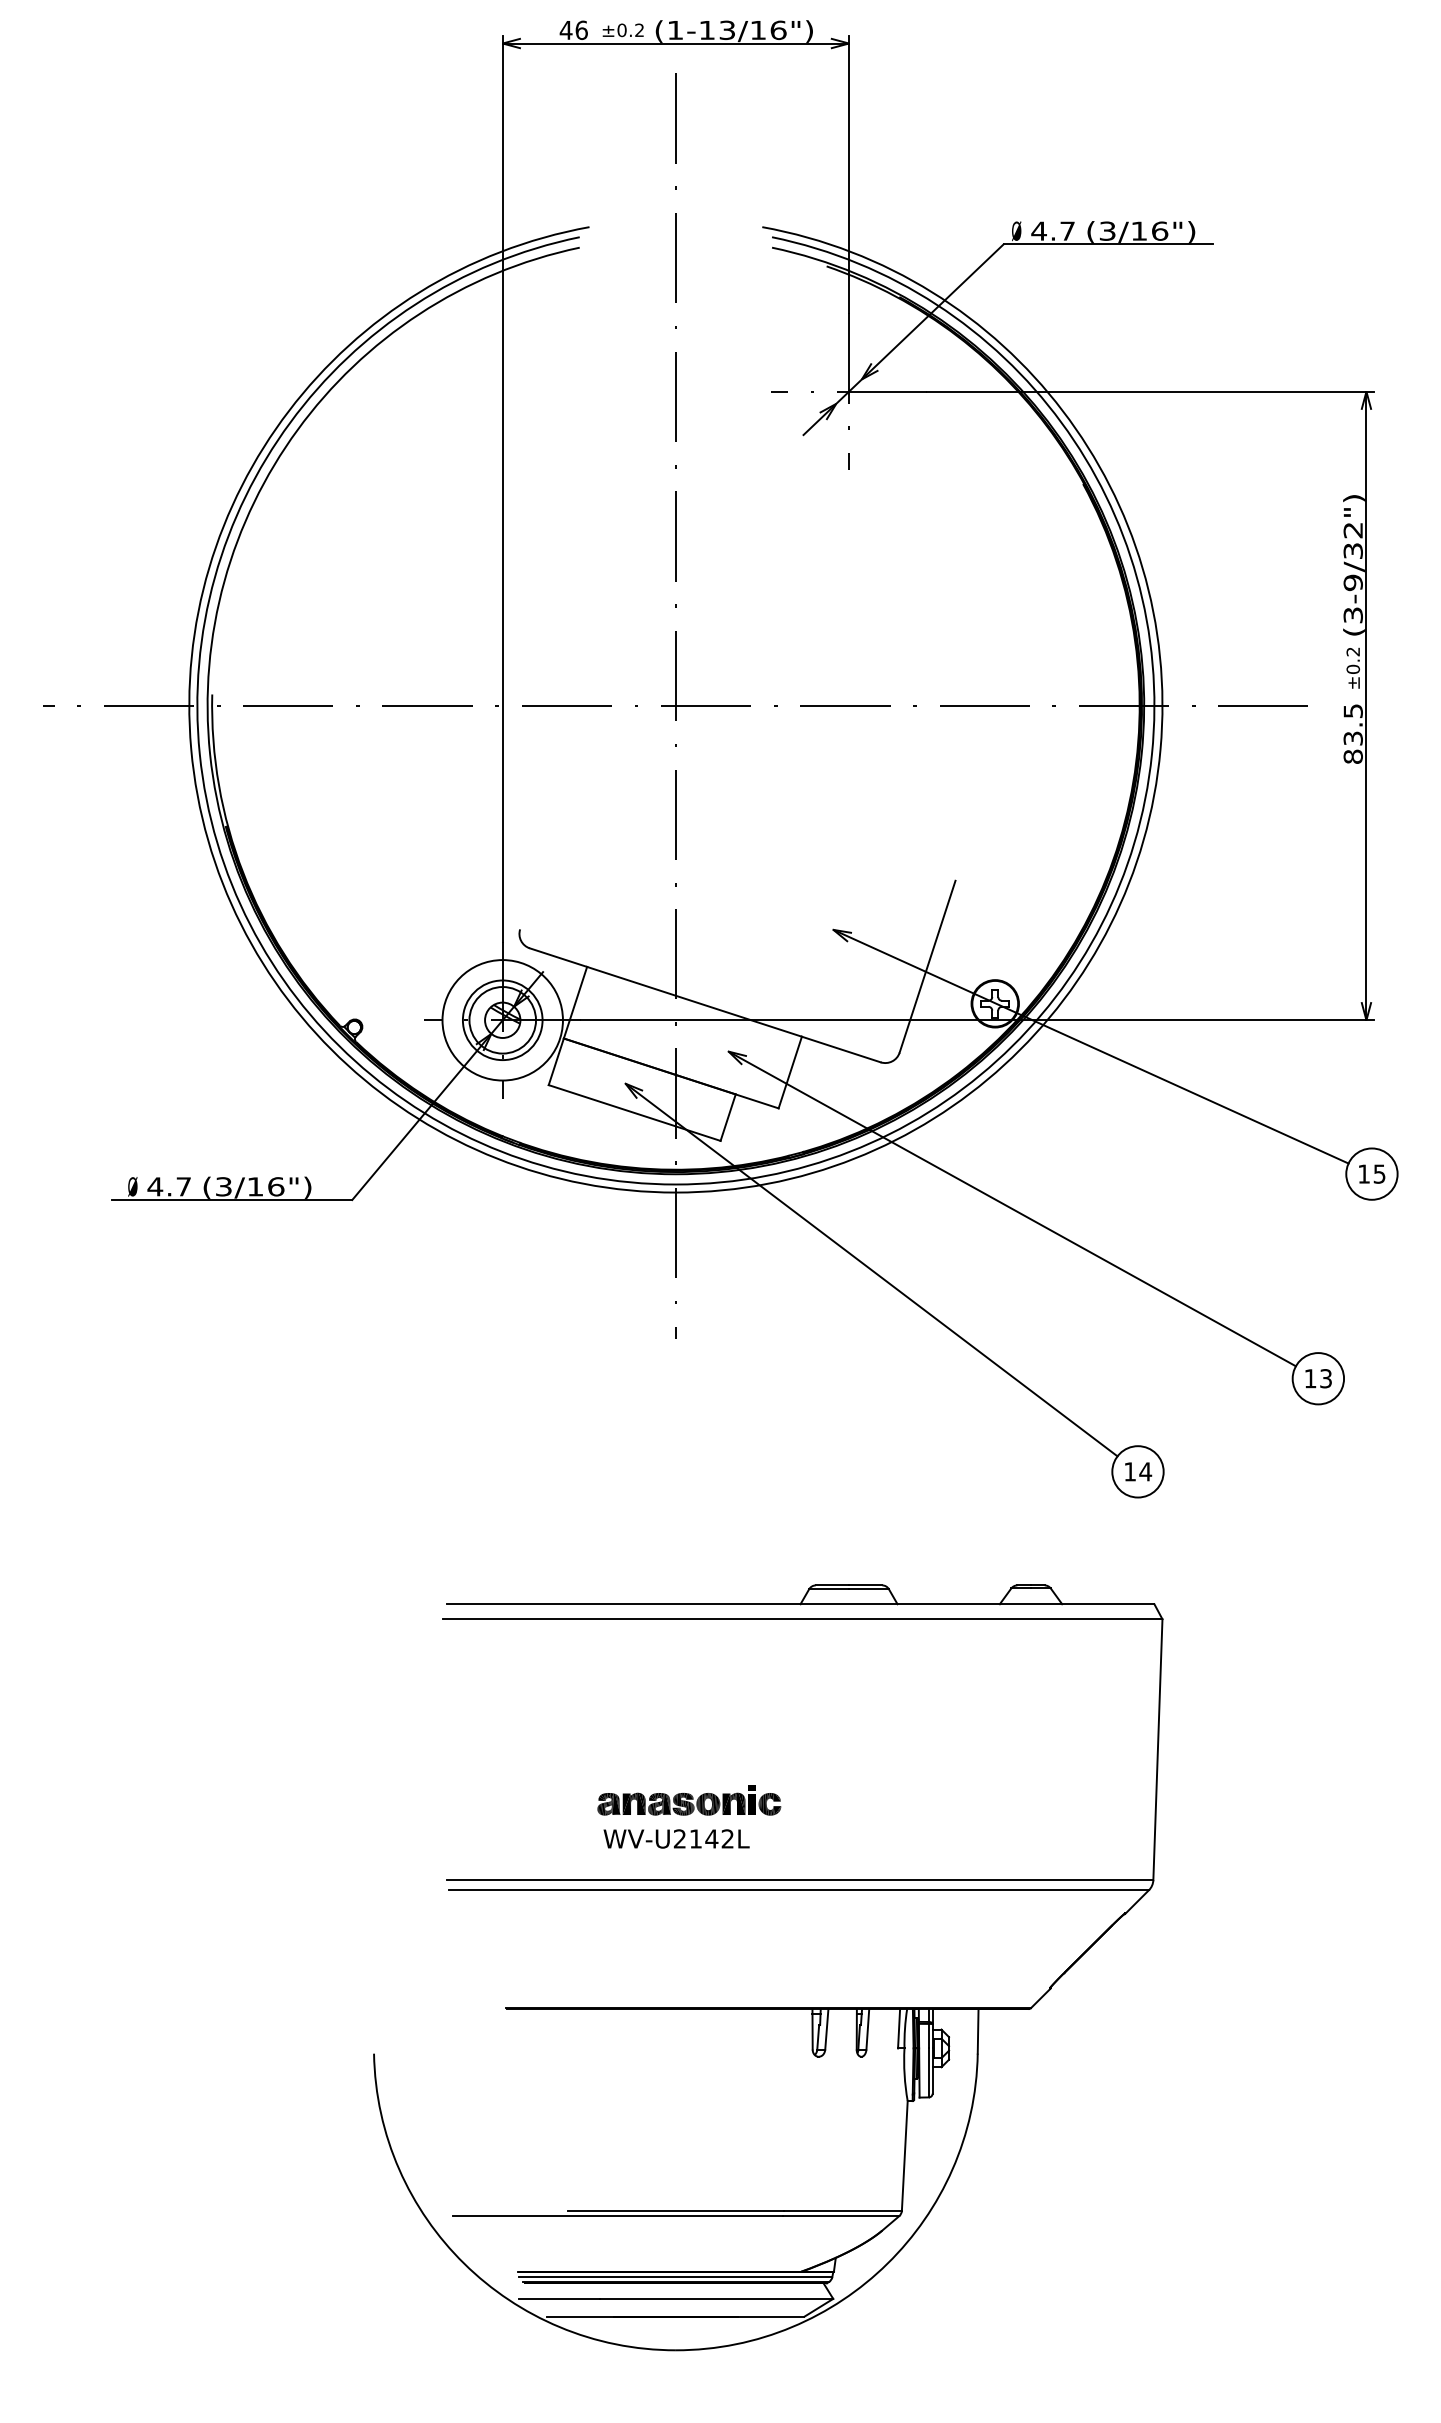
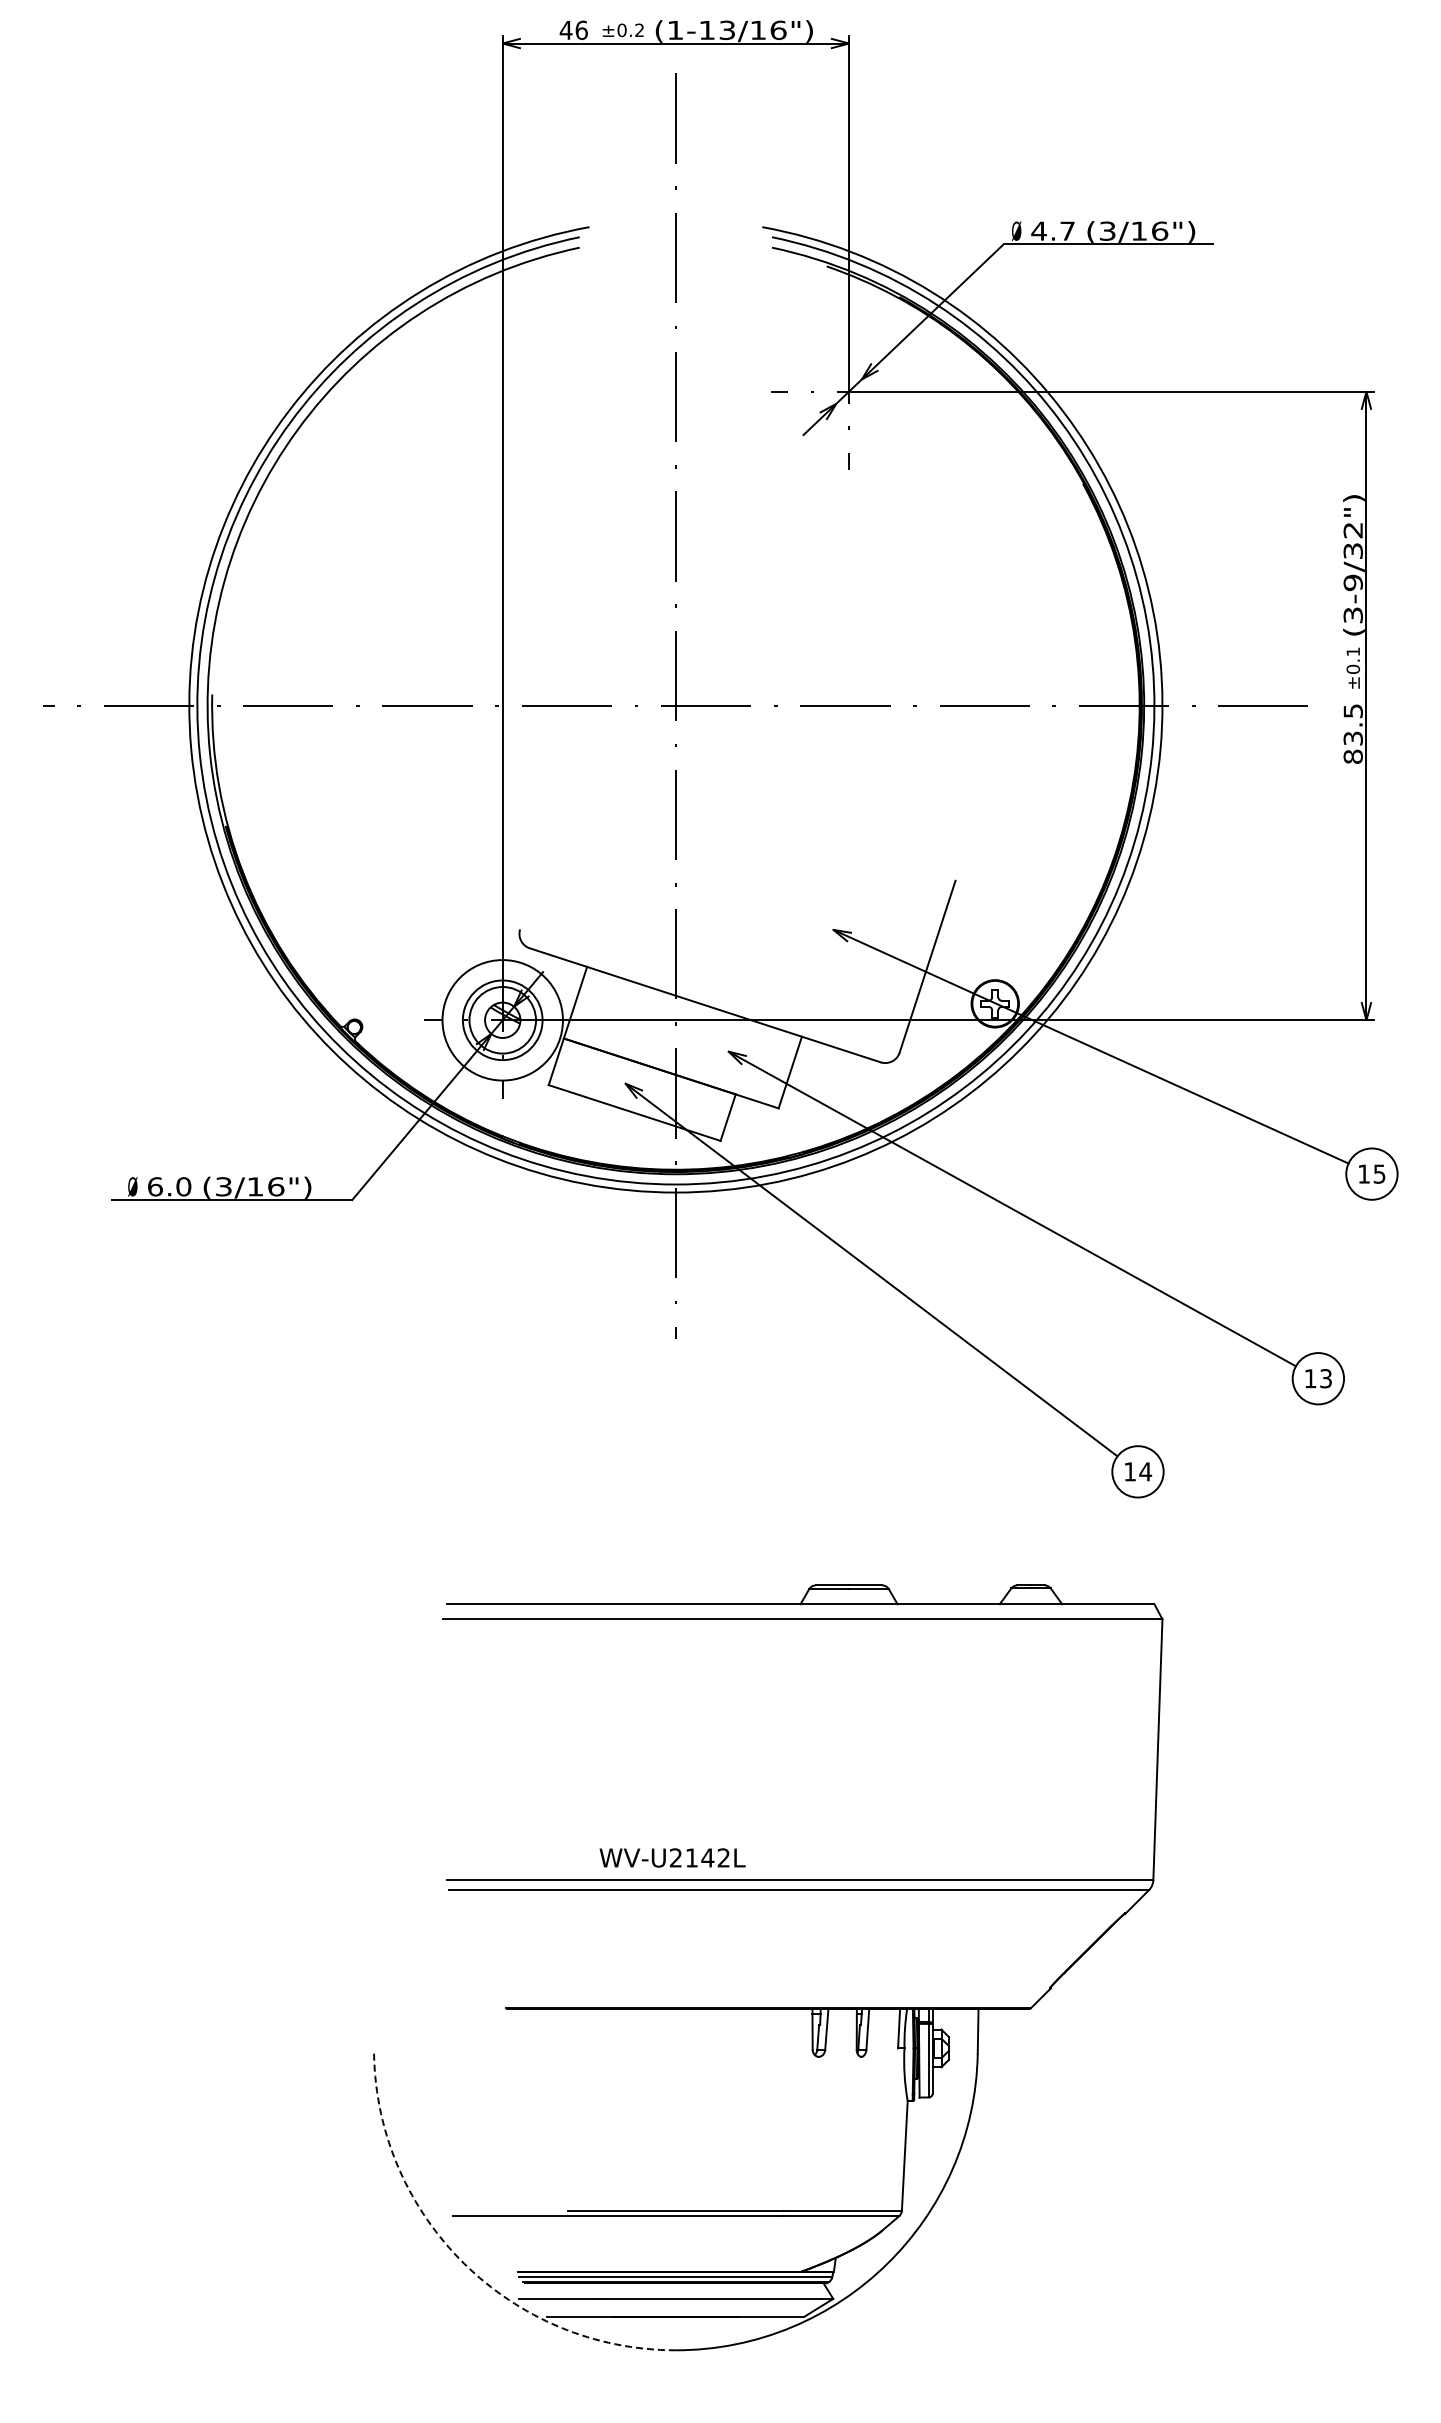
text: ±0.2 -> ±0.1 (1352, 651)
text: 4.7 -> 6.0 (169, 1186)
part: present -> none (689, 1800)
text position: (676, 1838) -> (672, 1857) (672, 1857)
arc: solid -> dashed (464, 2263)
